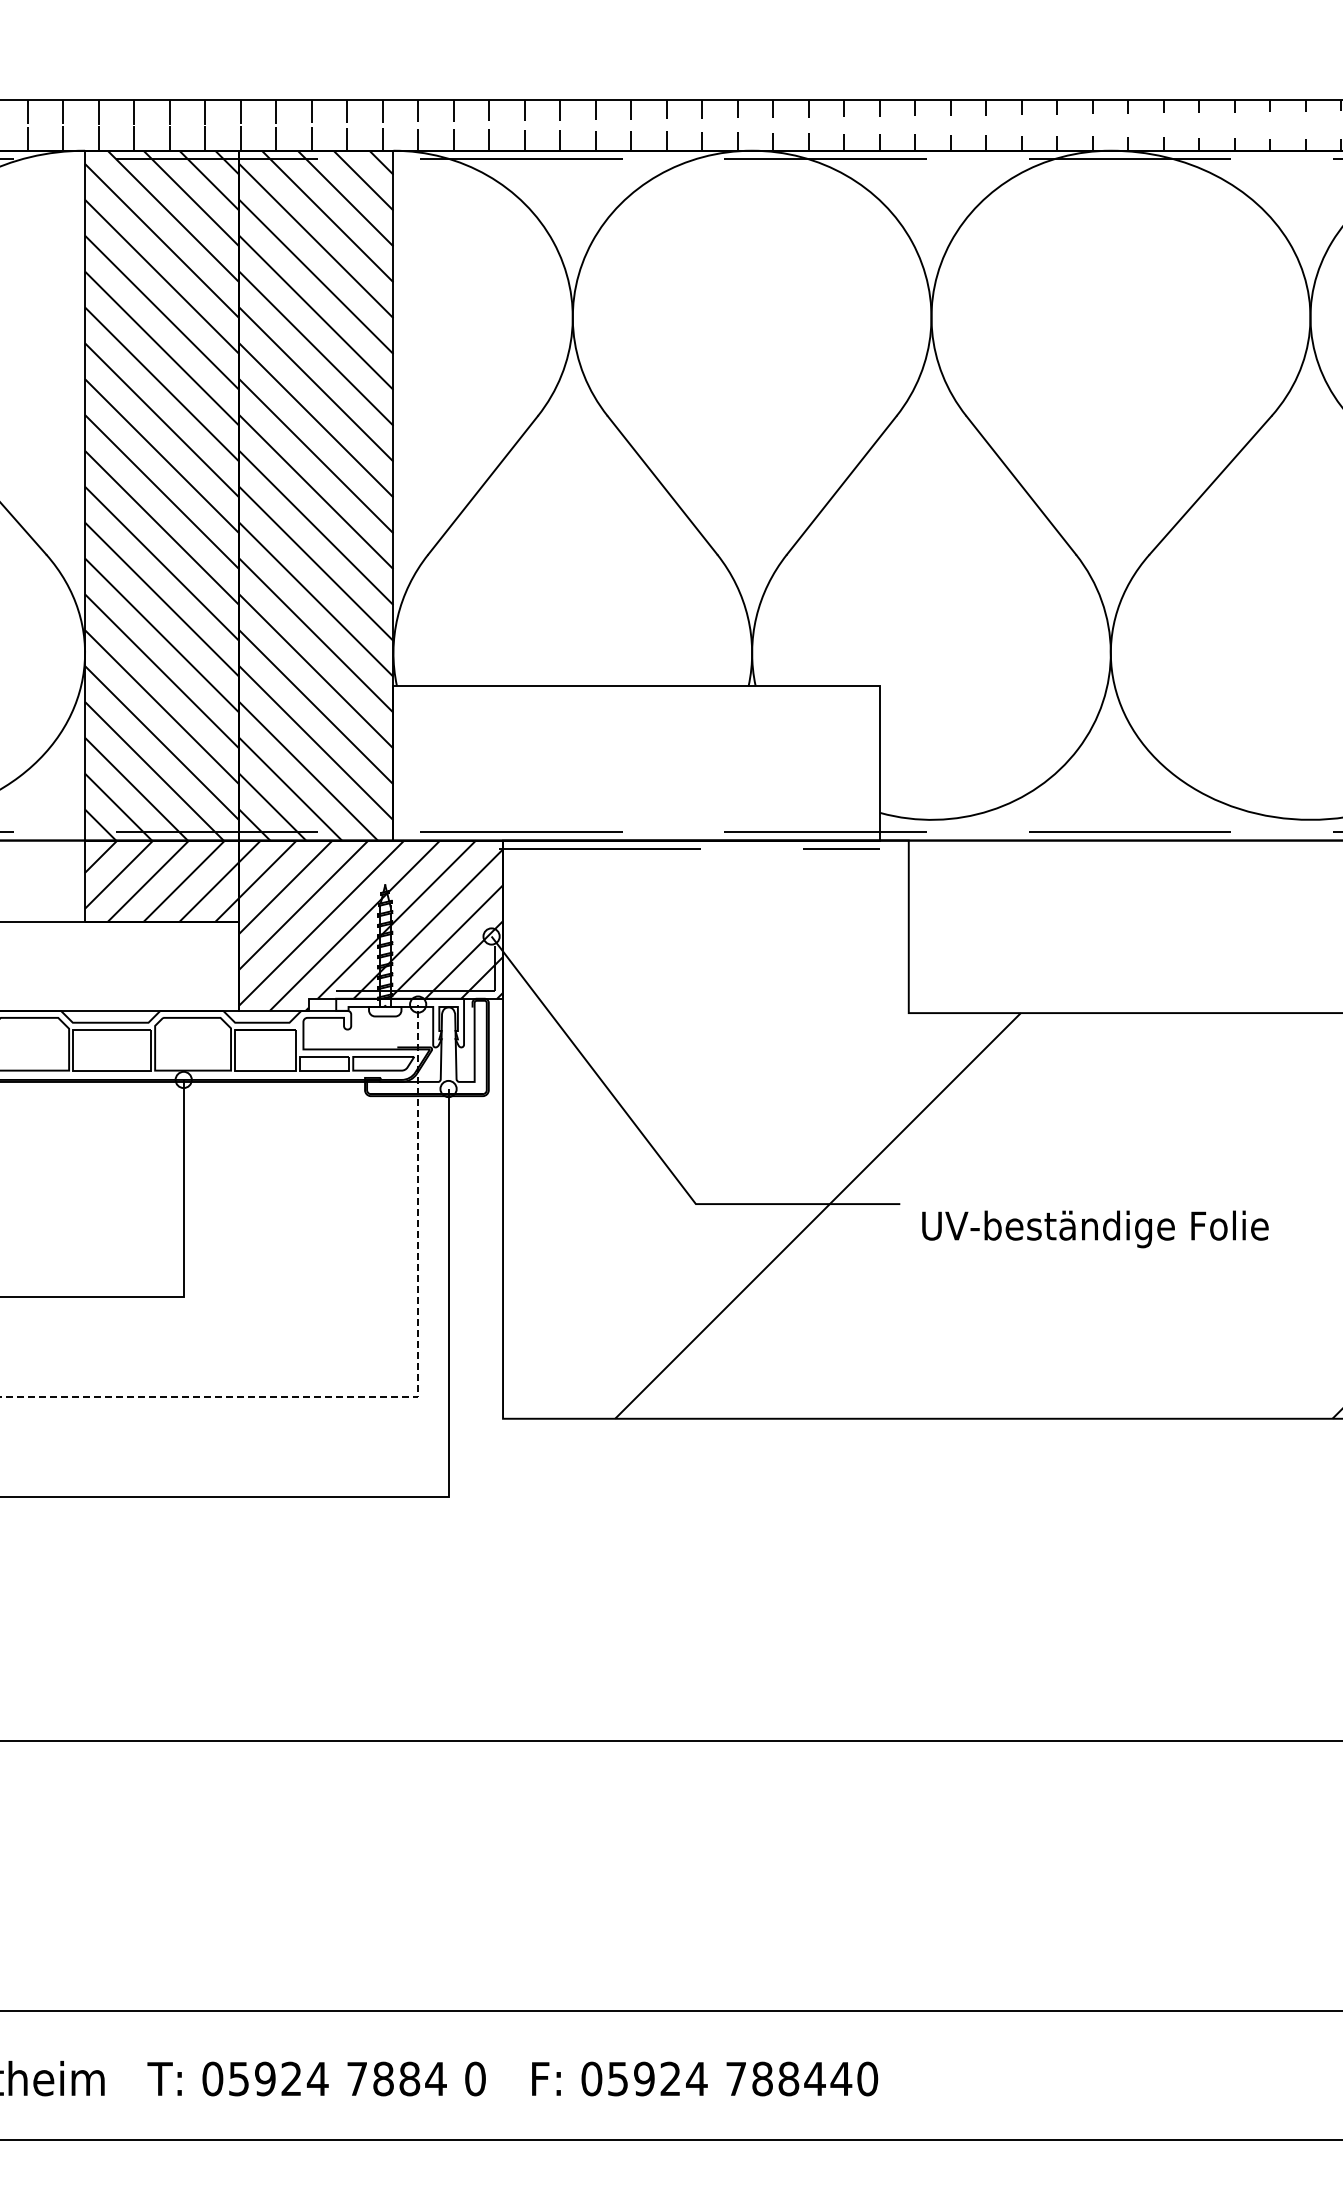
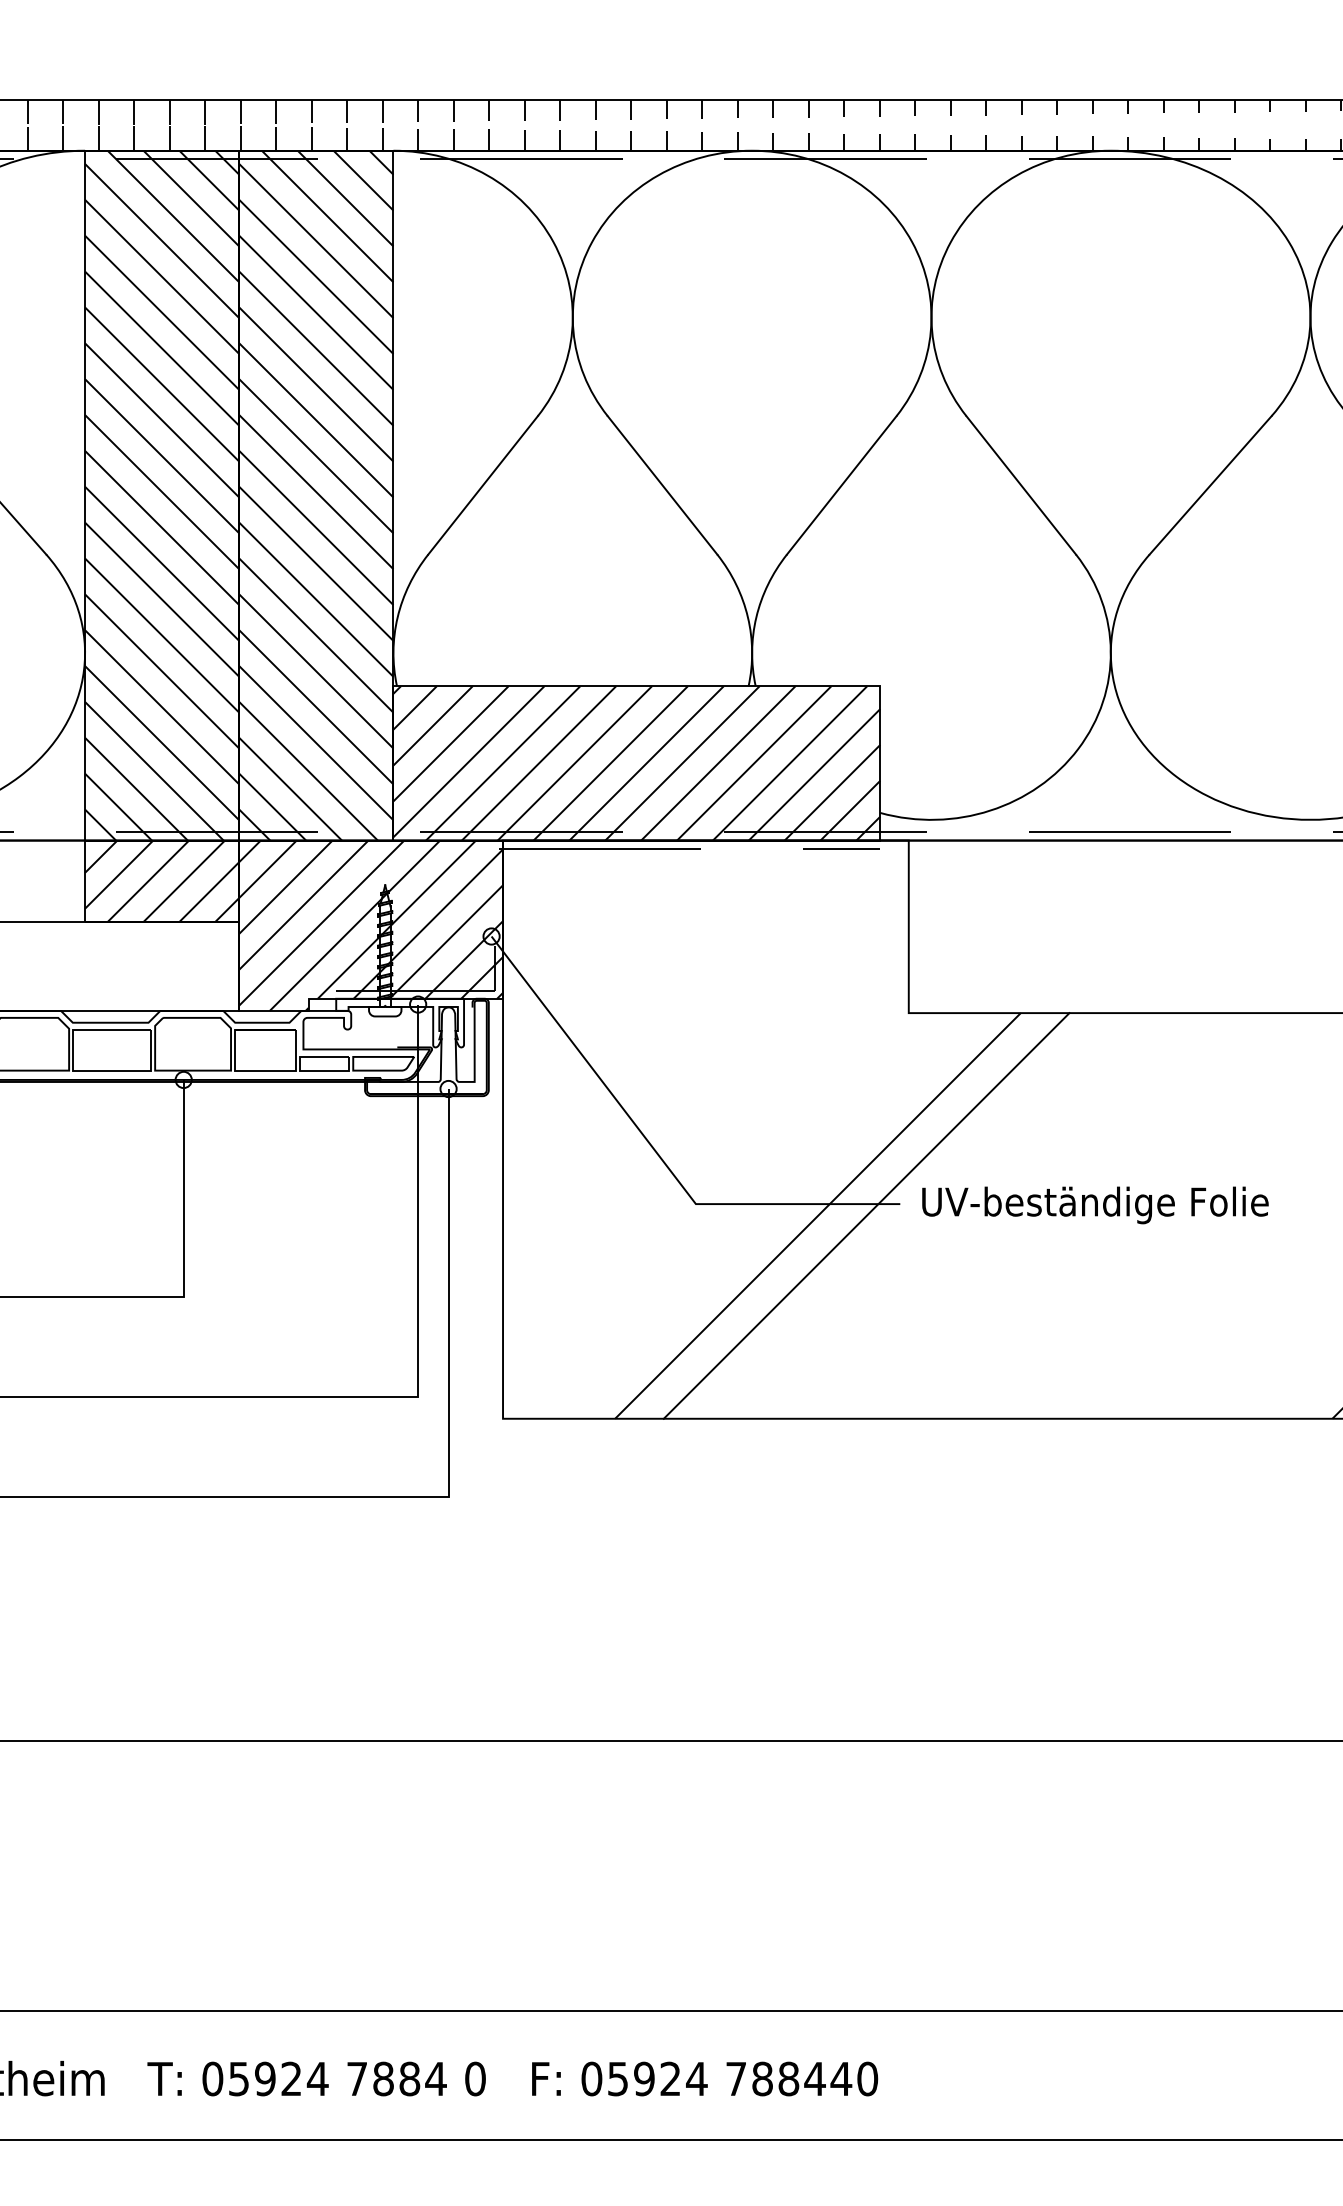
hatch: none -> present (636, 763)
line: none -> present (866, 1215)
text position: (1095, 1229) -> (1095, 1205) (1095, 1205)
line: dashed -> solid (406, 1397)
